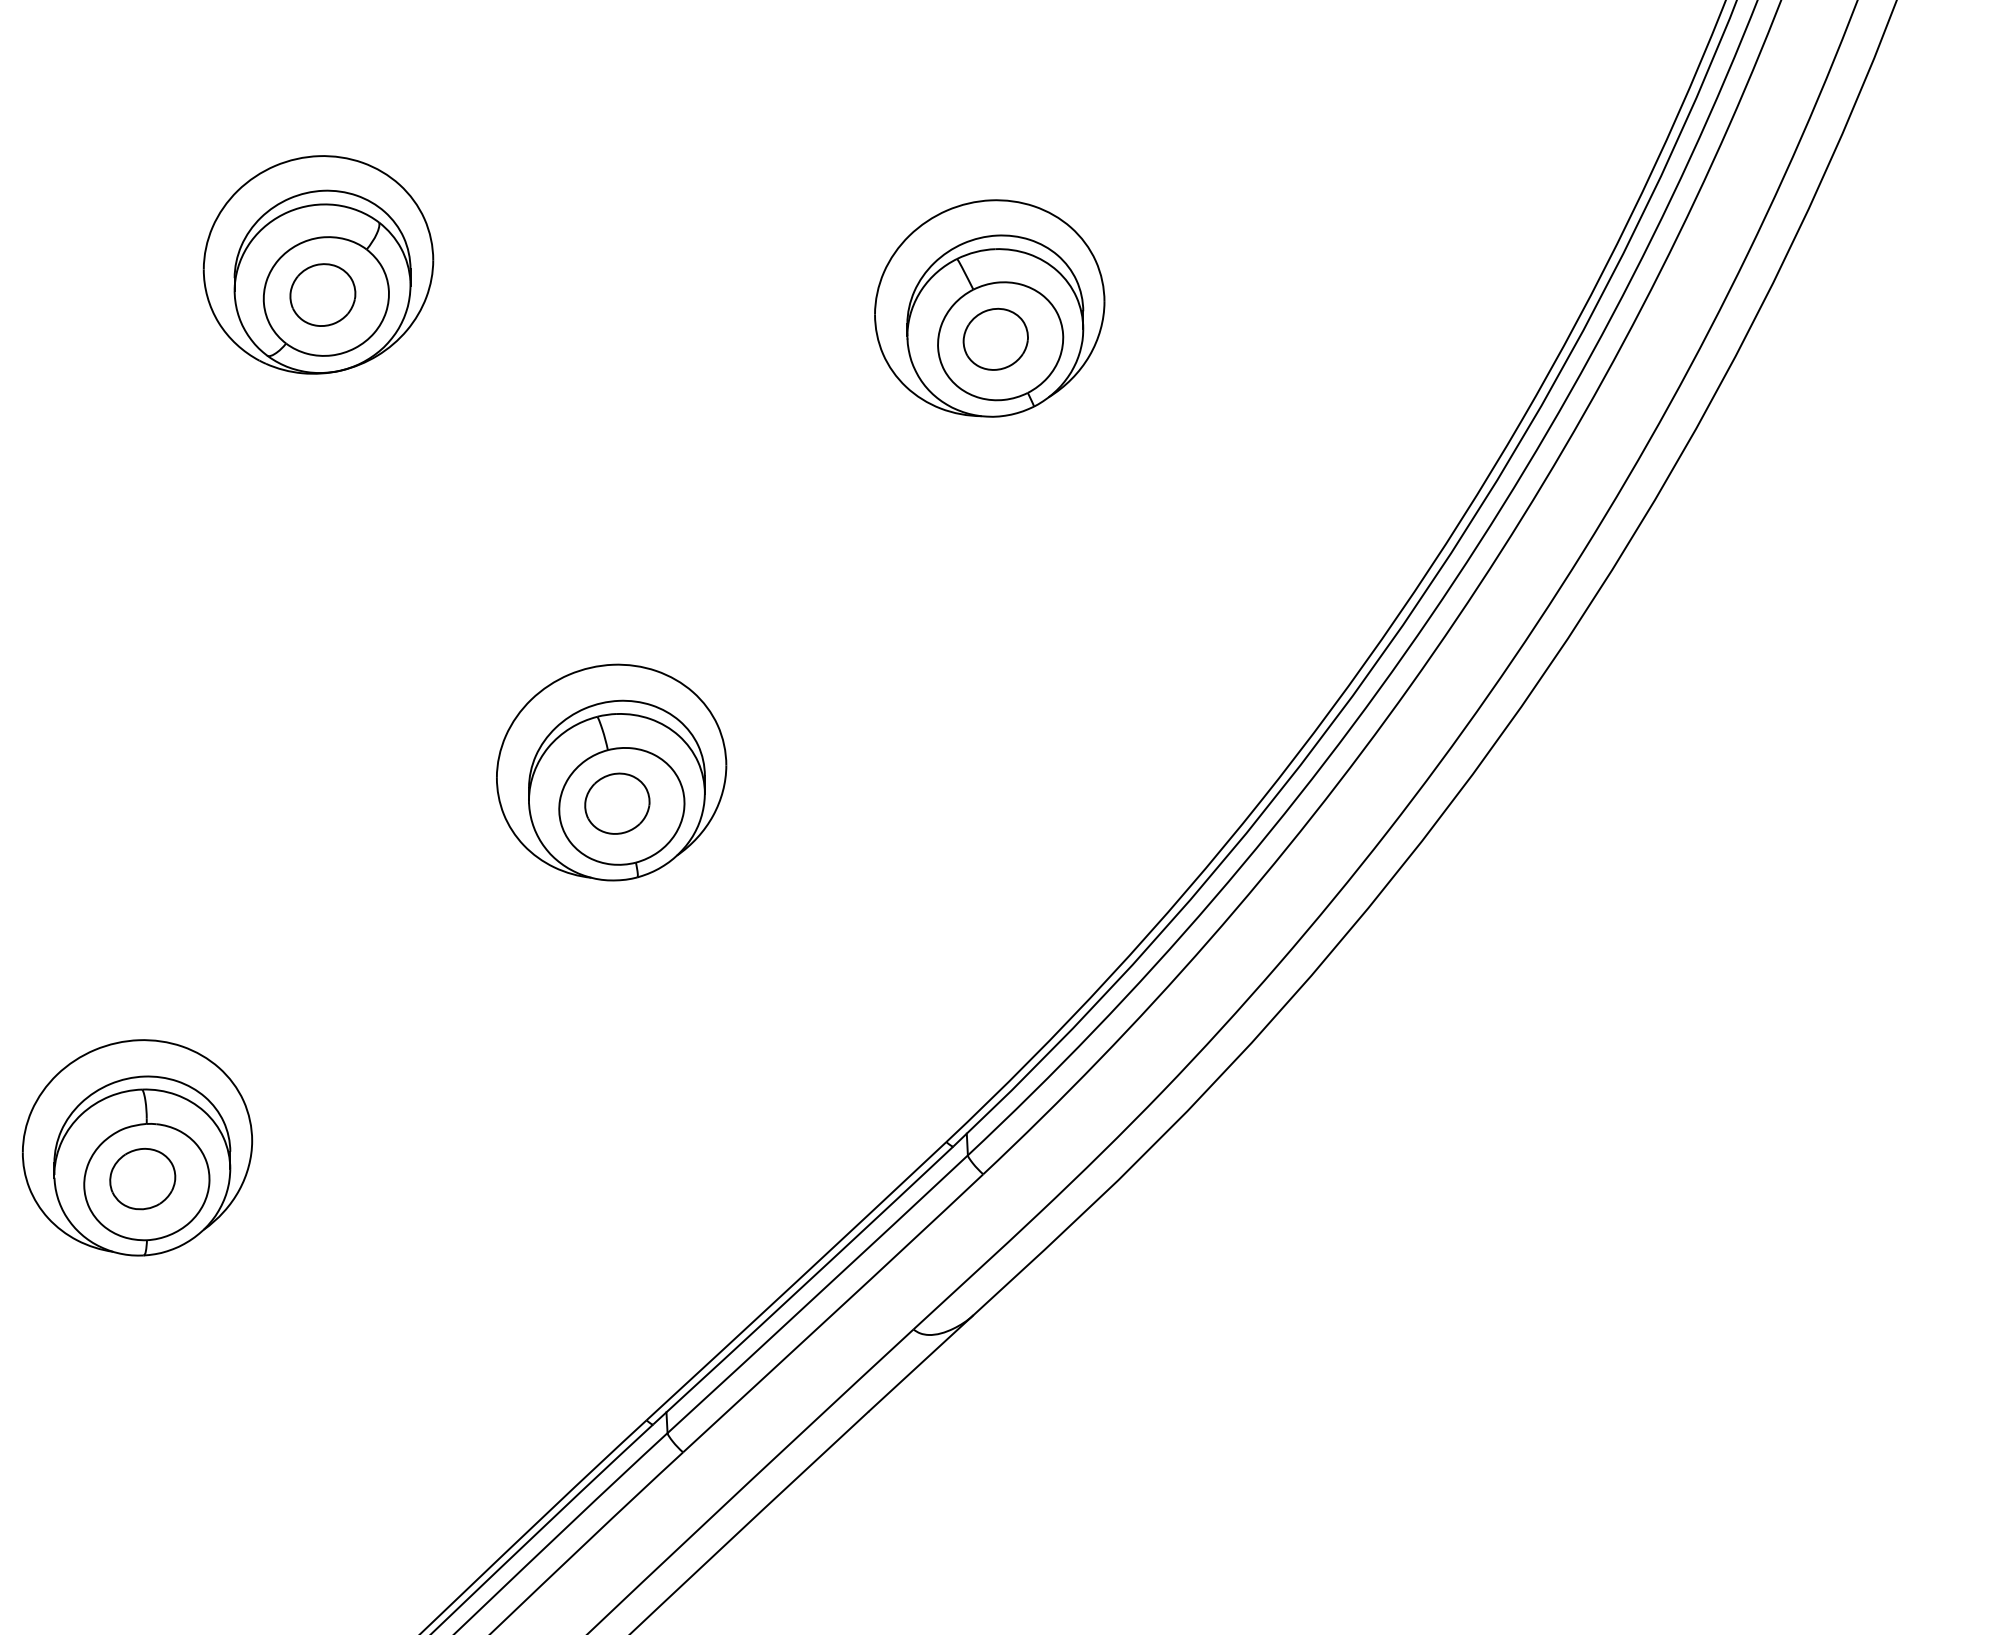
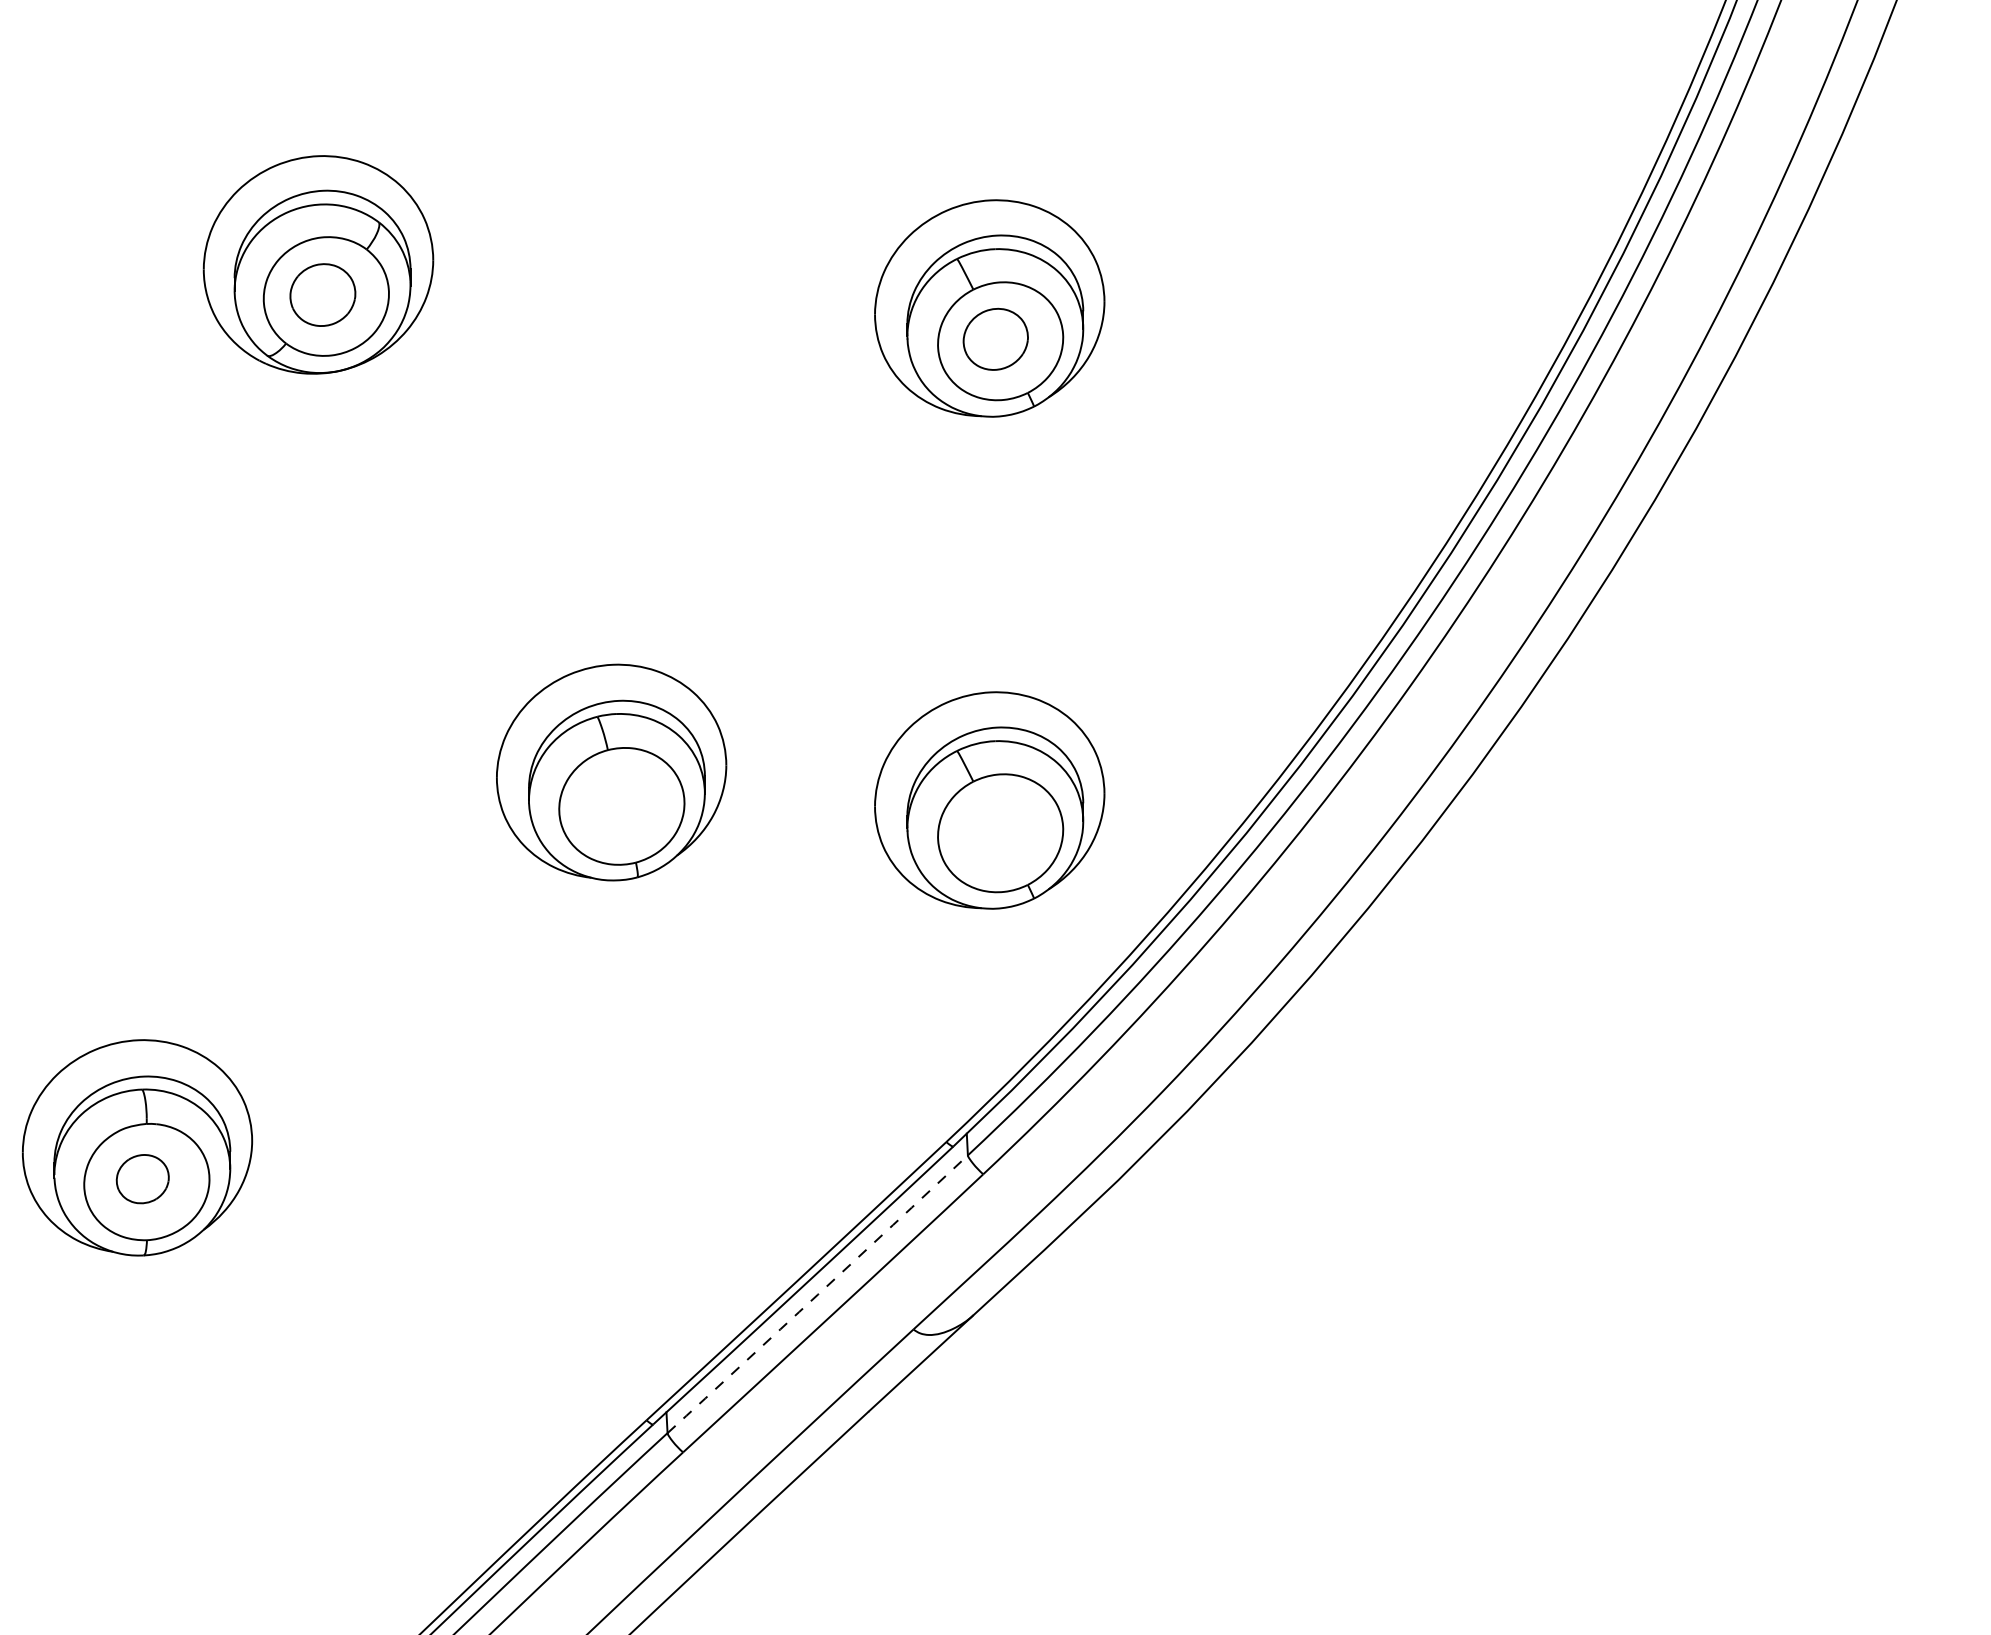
part: none -> present (989, 800)
part: present -> none (617, 803)
part size: 68x63 px -> 55x51 px (142, 1179)
arc: solid -> dashed (818, 1294)
